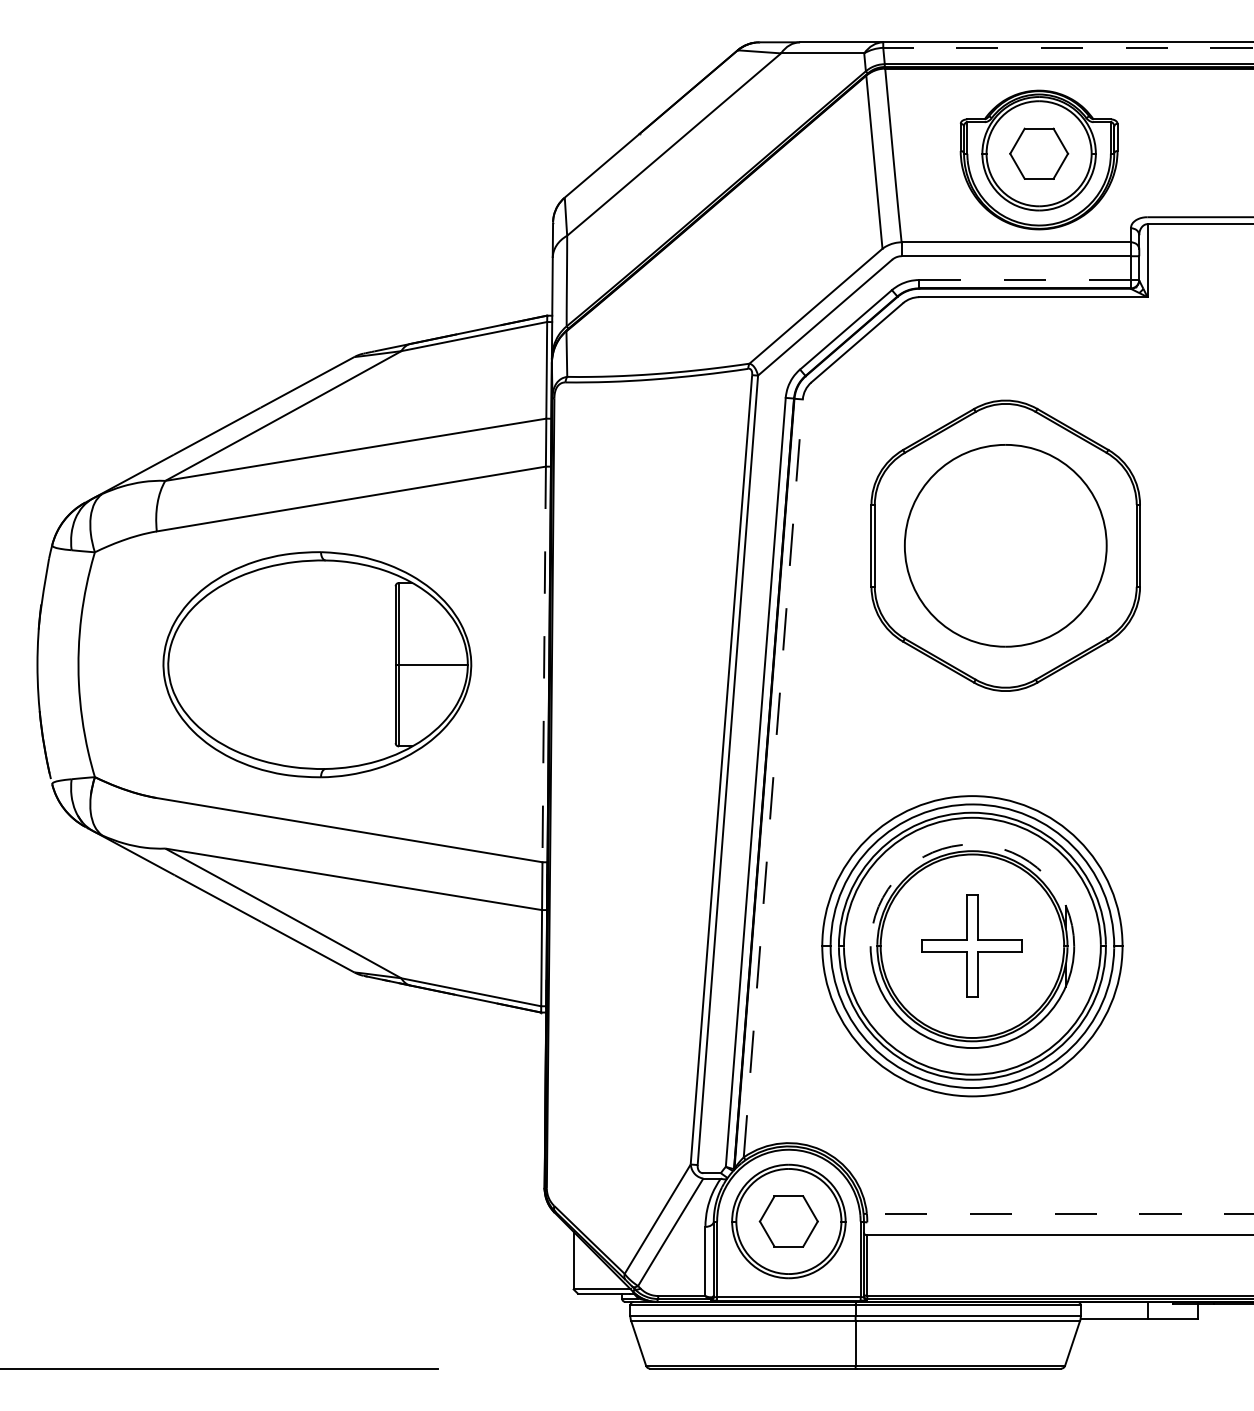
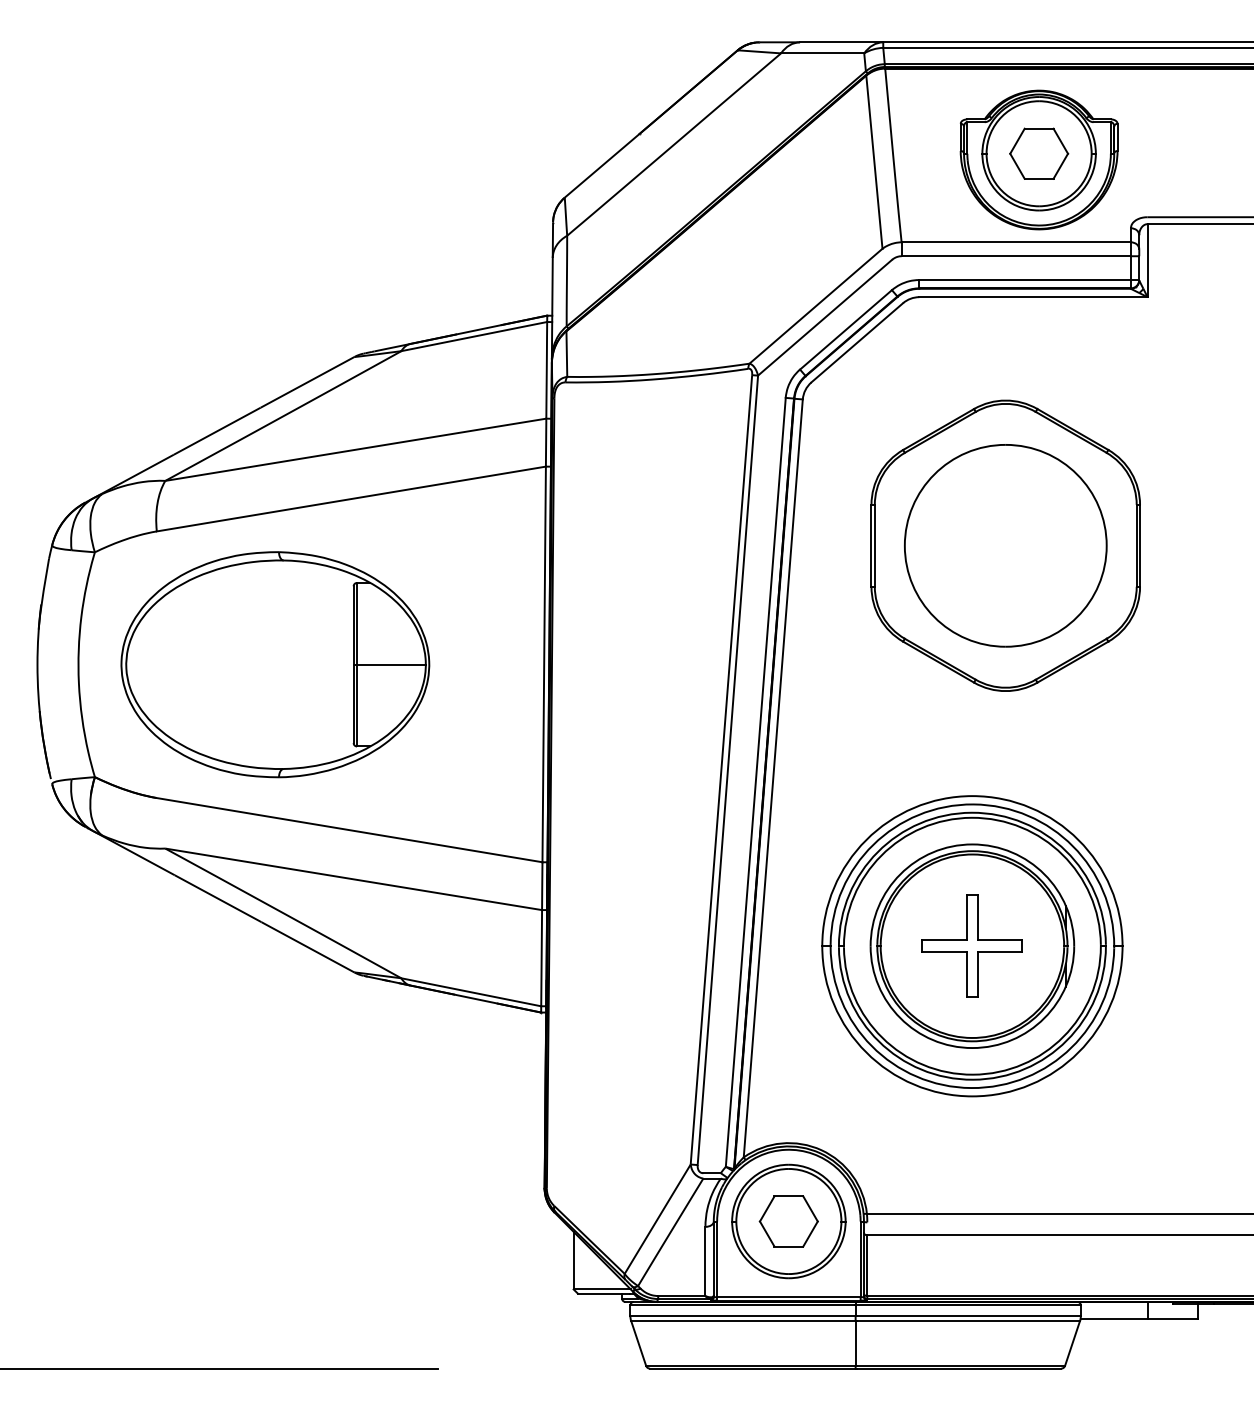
line: dashed -> solid (1068, 47)
line: dashed -> solid (1025, 280)
part position: (317, 664) -> (275, 664) (275, 664)
line: dashed -> solid (544, 664)
line: dashed -> solid (773, 777)
arc: dashed -> solid (972, 844)
line: dashed -> solid (1059, 1213)
